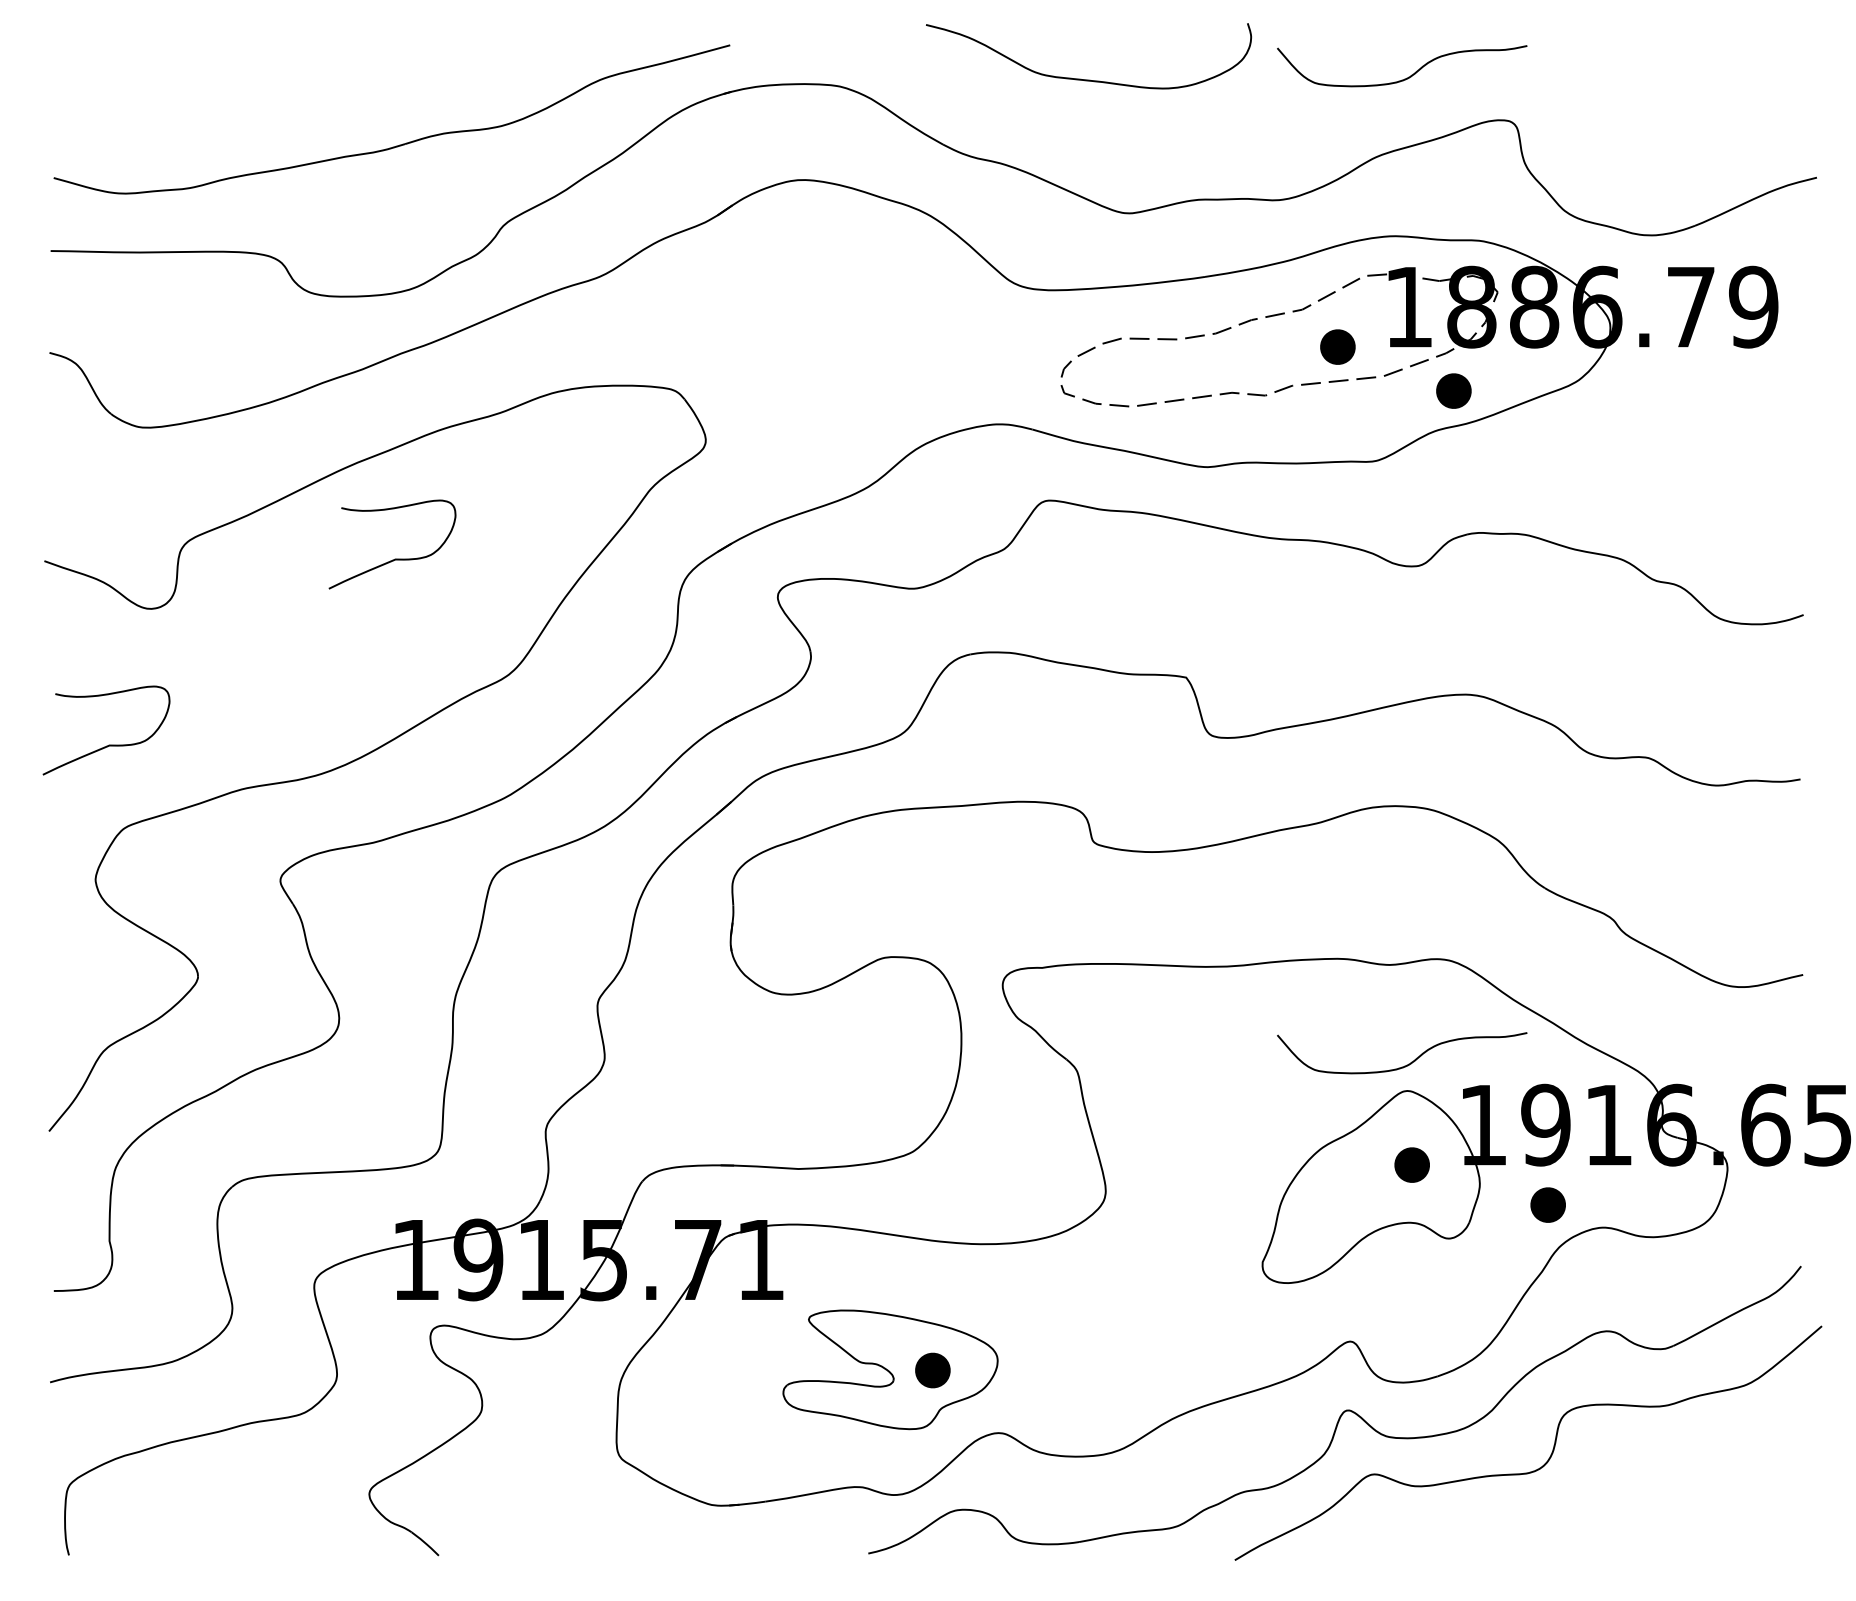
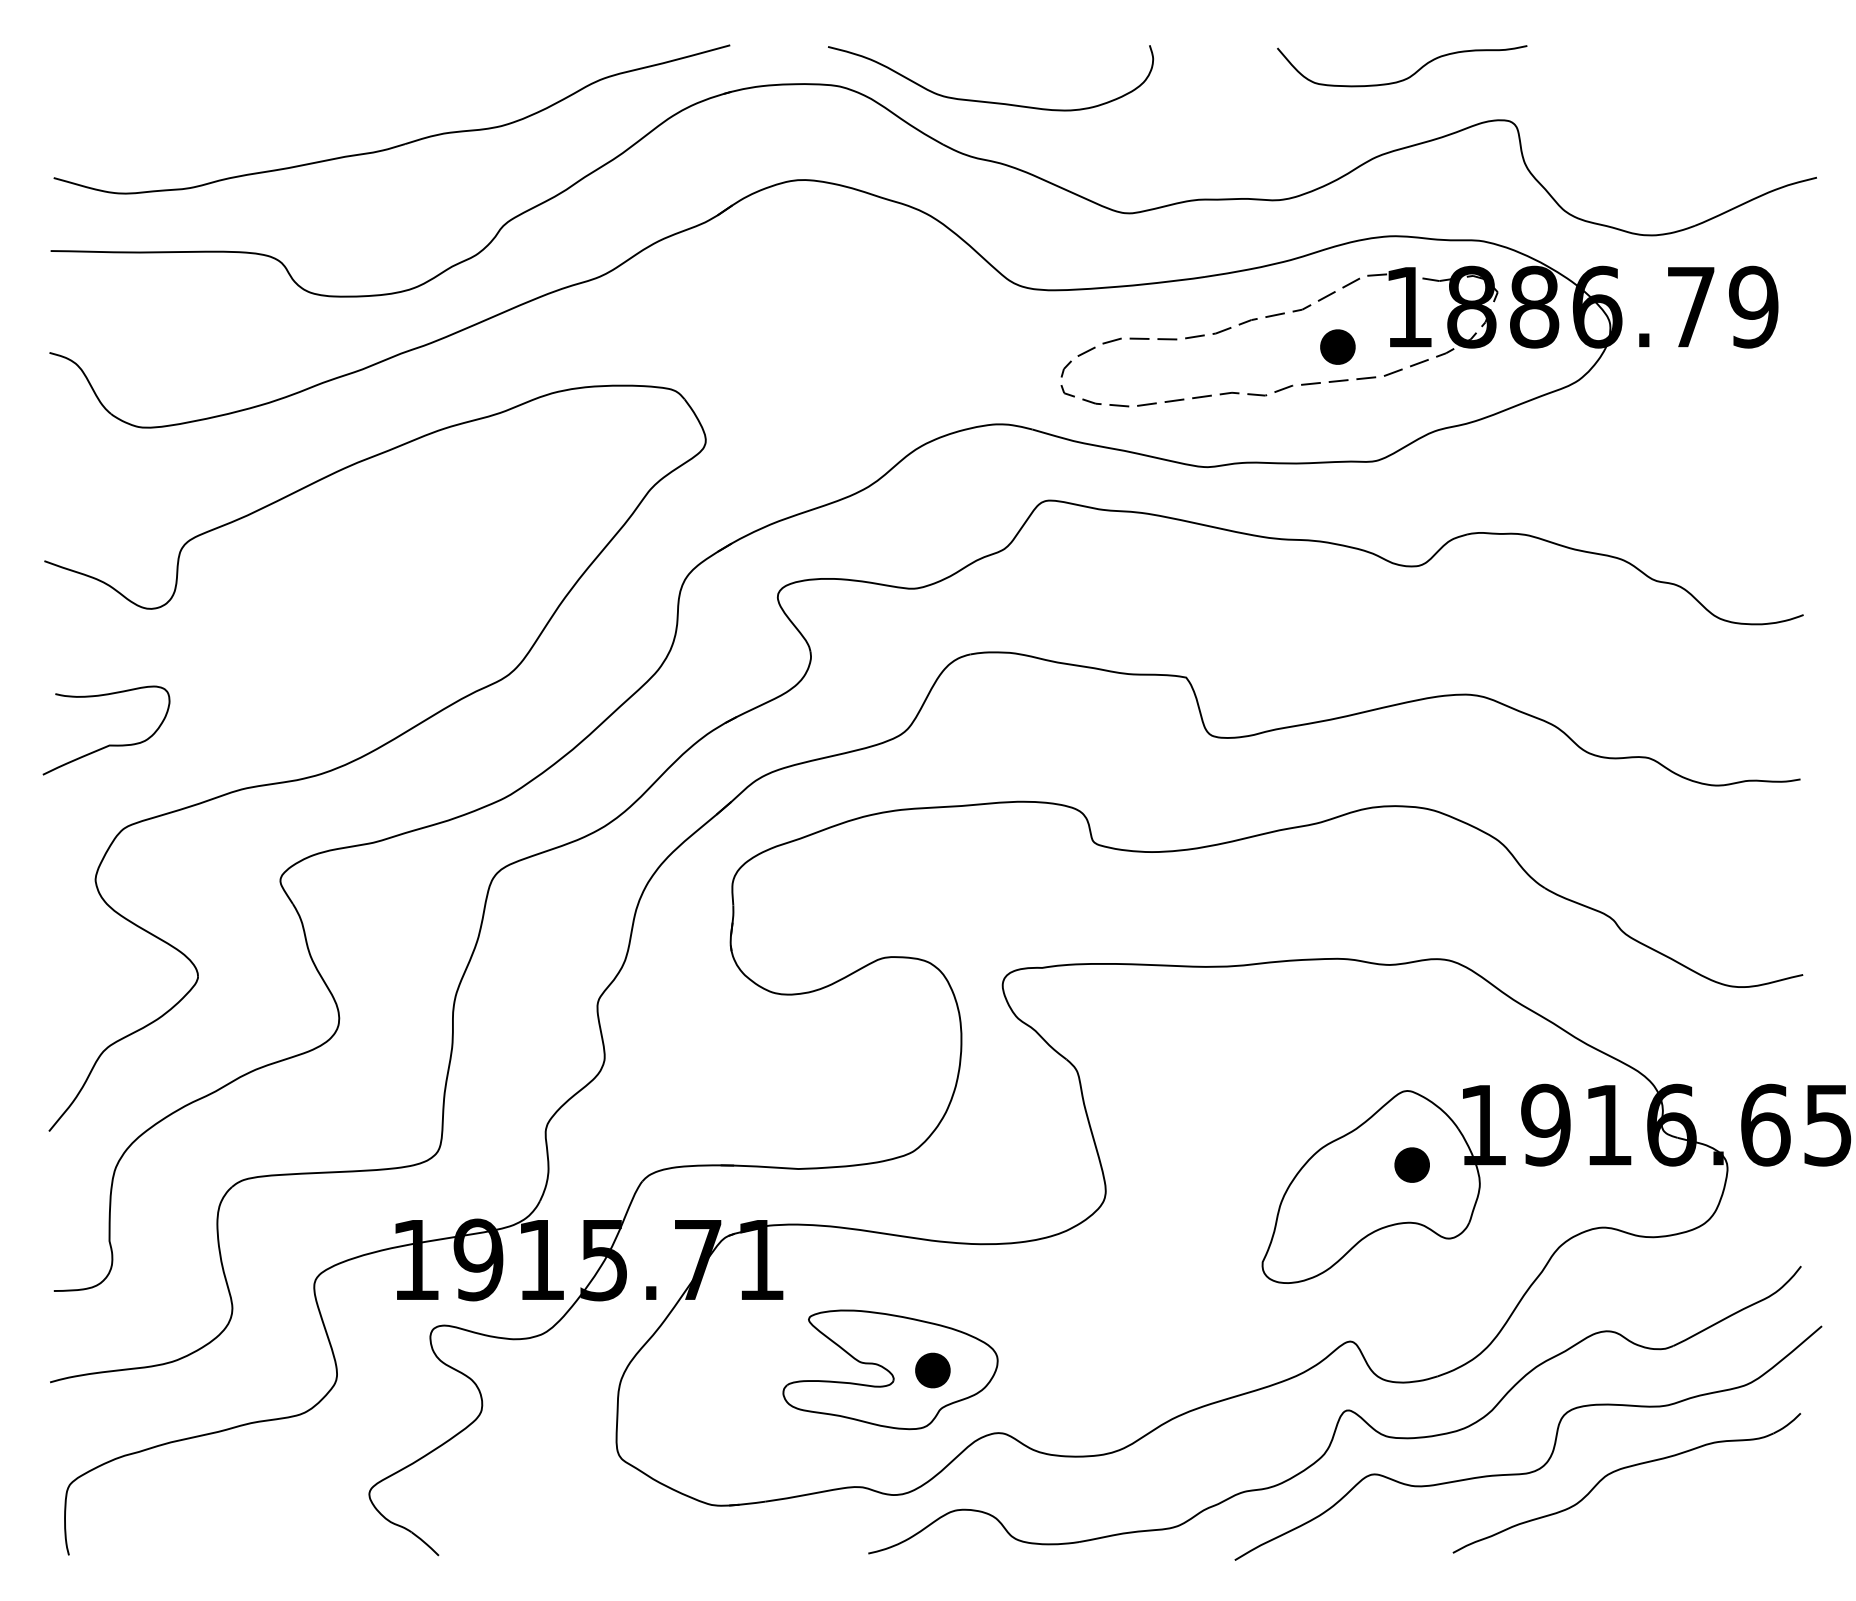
curve position: (1089, 79) -> (991, 101) (991, 101)
part: present -> none (1453, 390)
curve: present -> none (395, 558)
curve: present -> none (1408, 1063)
part: present -> none (1547, 1204)
part: none -> present (1623, 1469)
